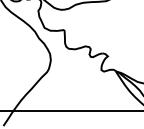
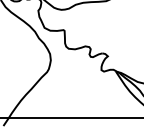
line position: (71, 111) -> (71, 118) (71, 118)
